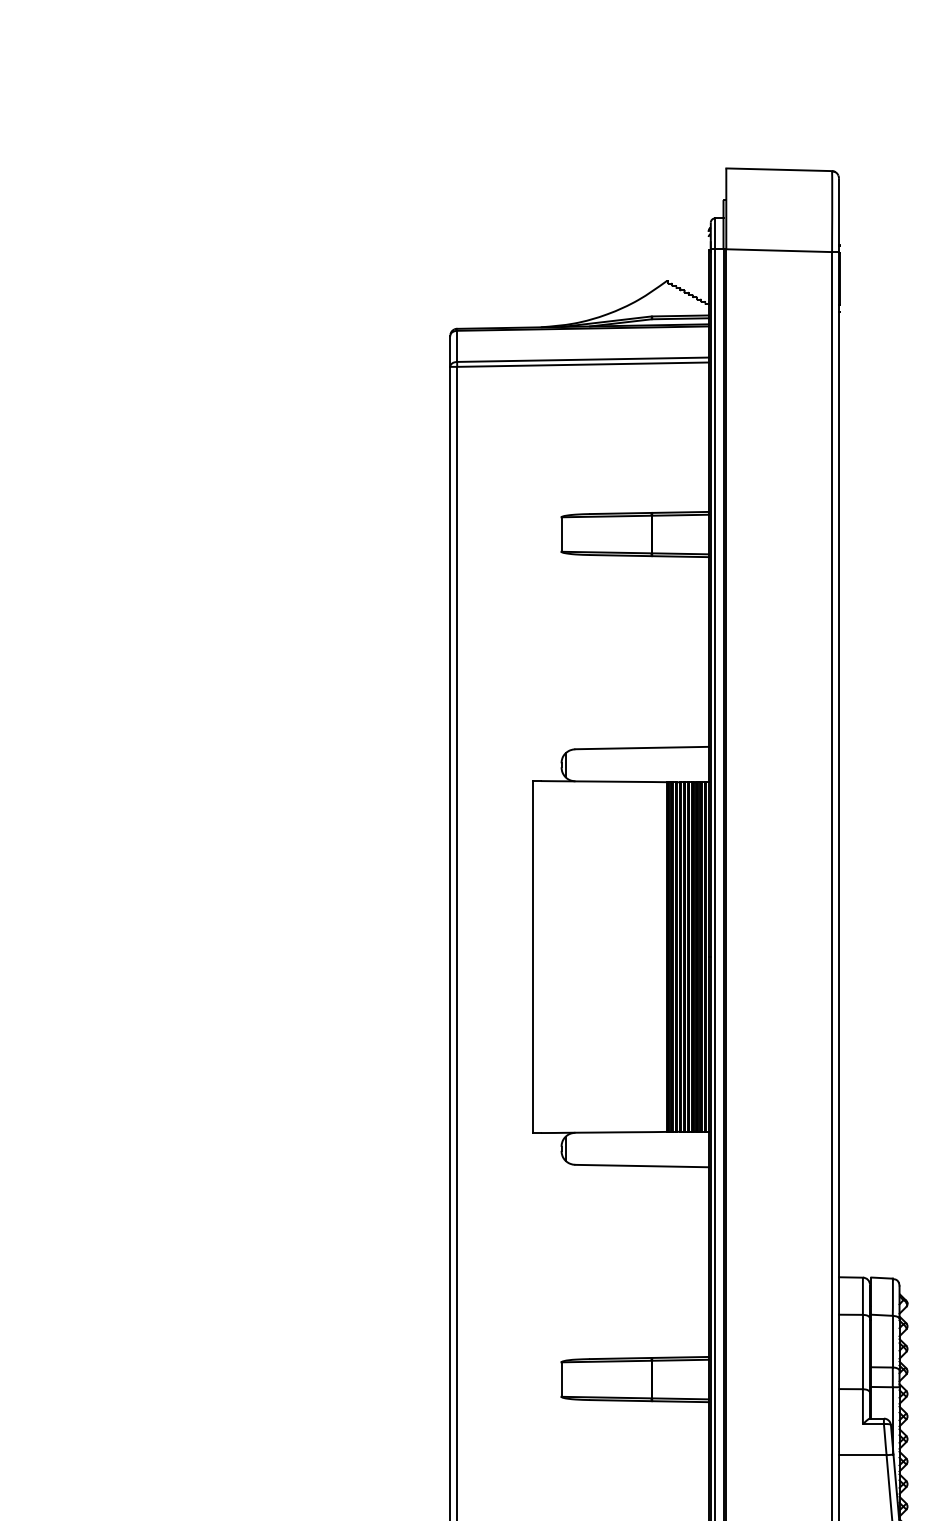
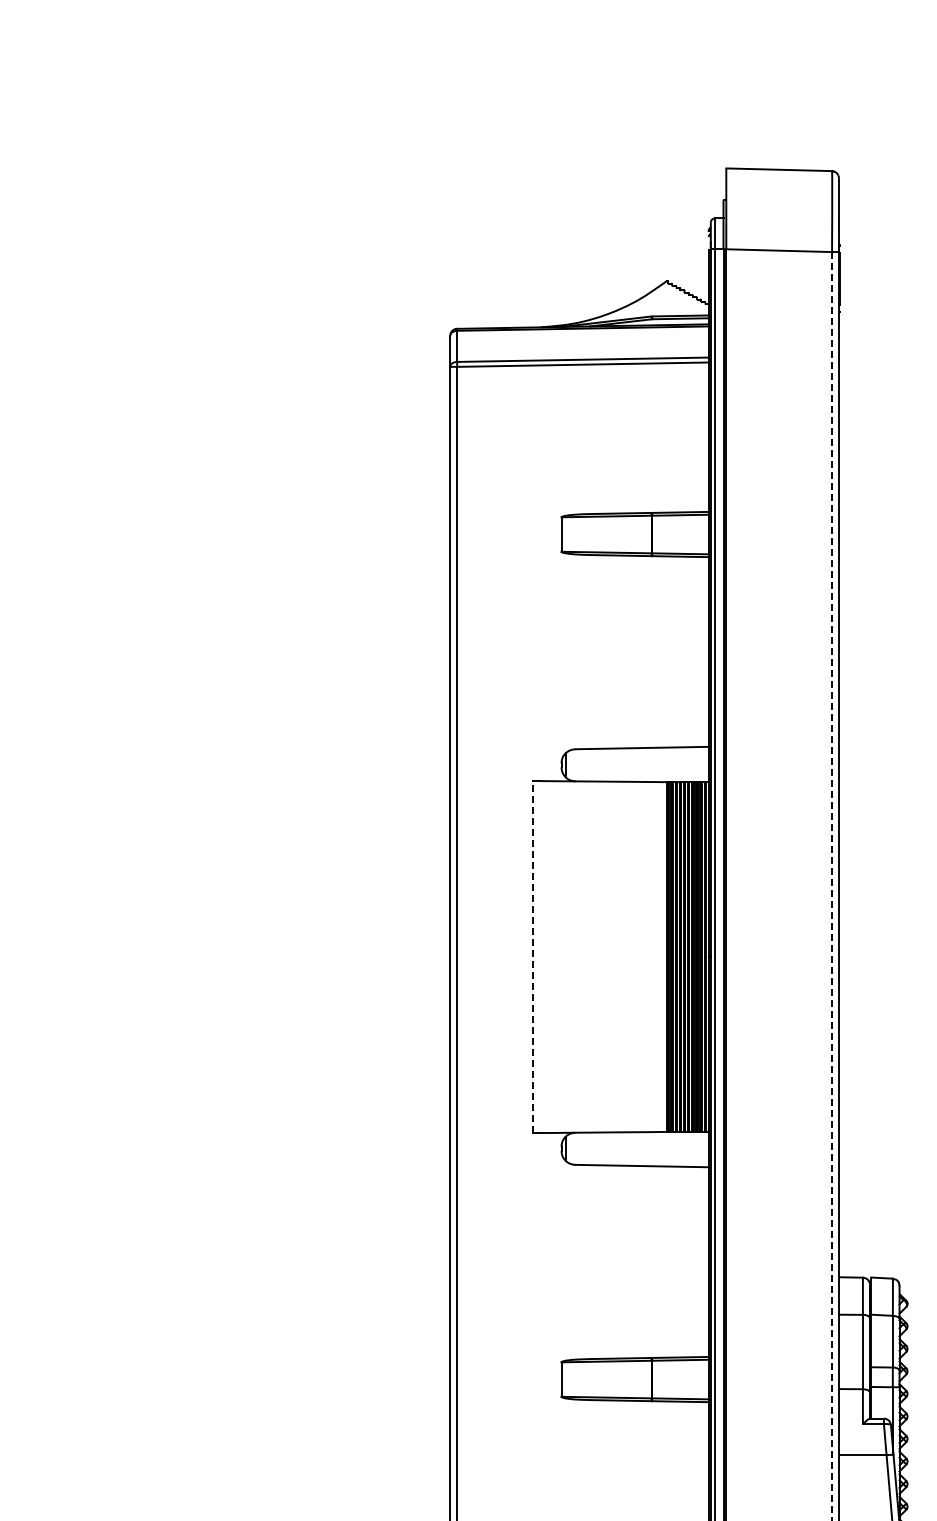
line: solid -> dashed (832, 886)
line: solid -> dashed (533, 957)
